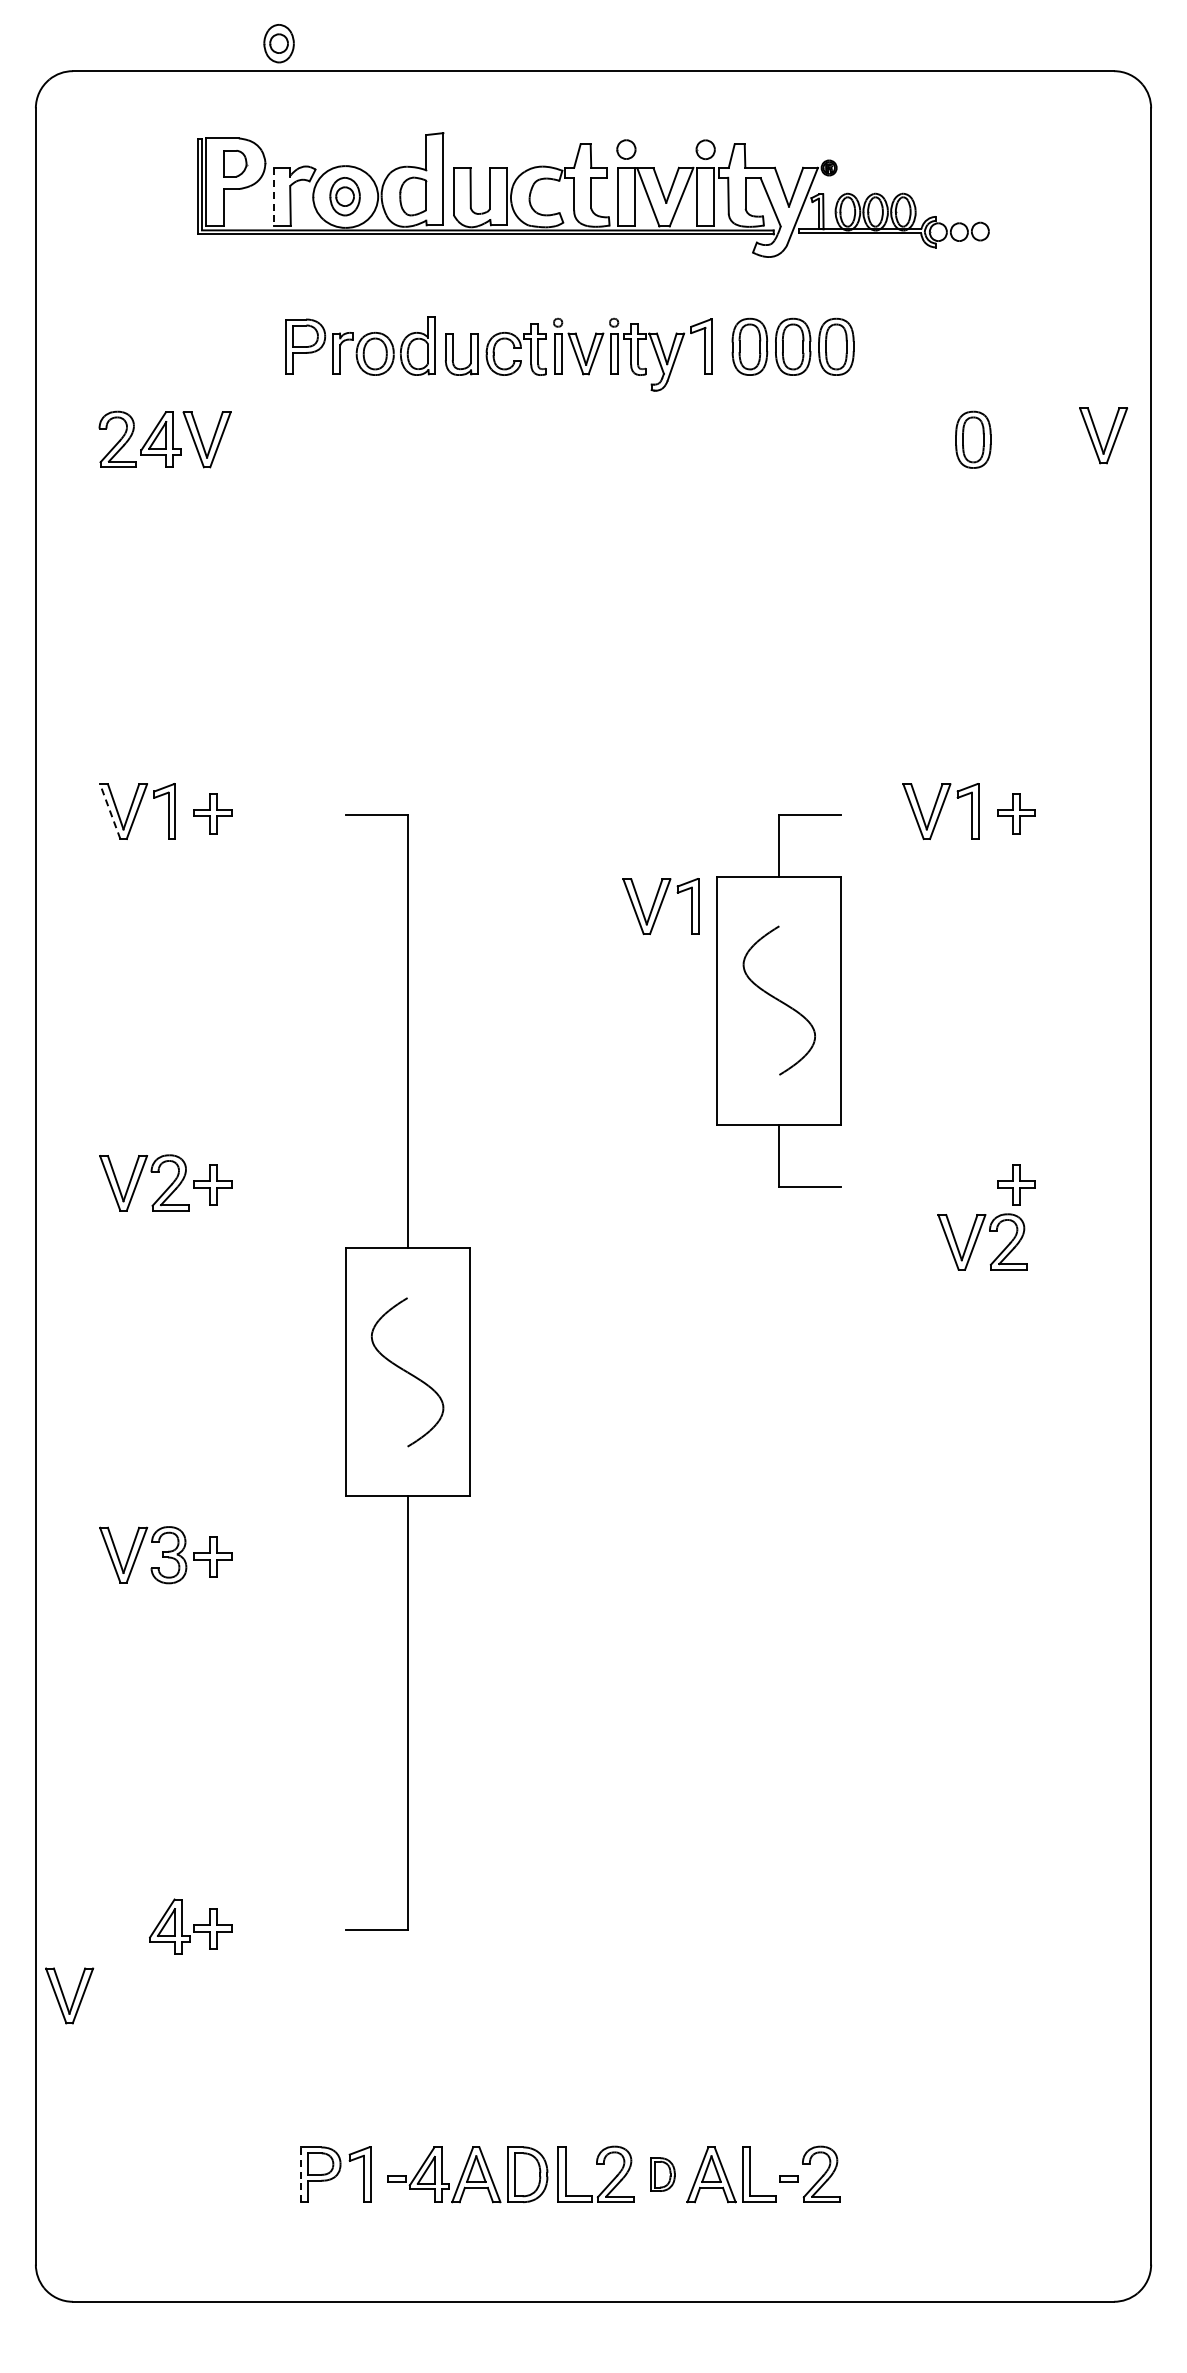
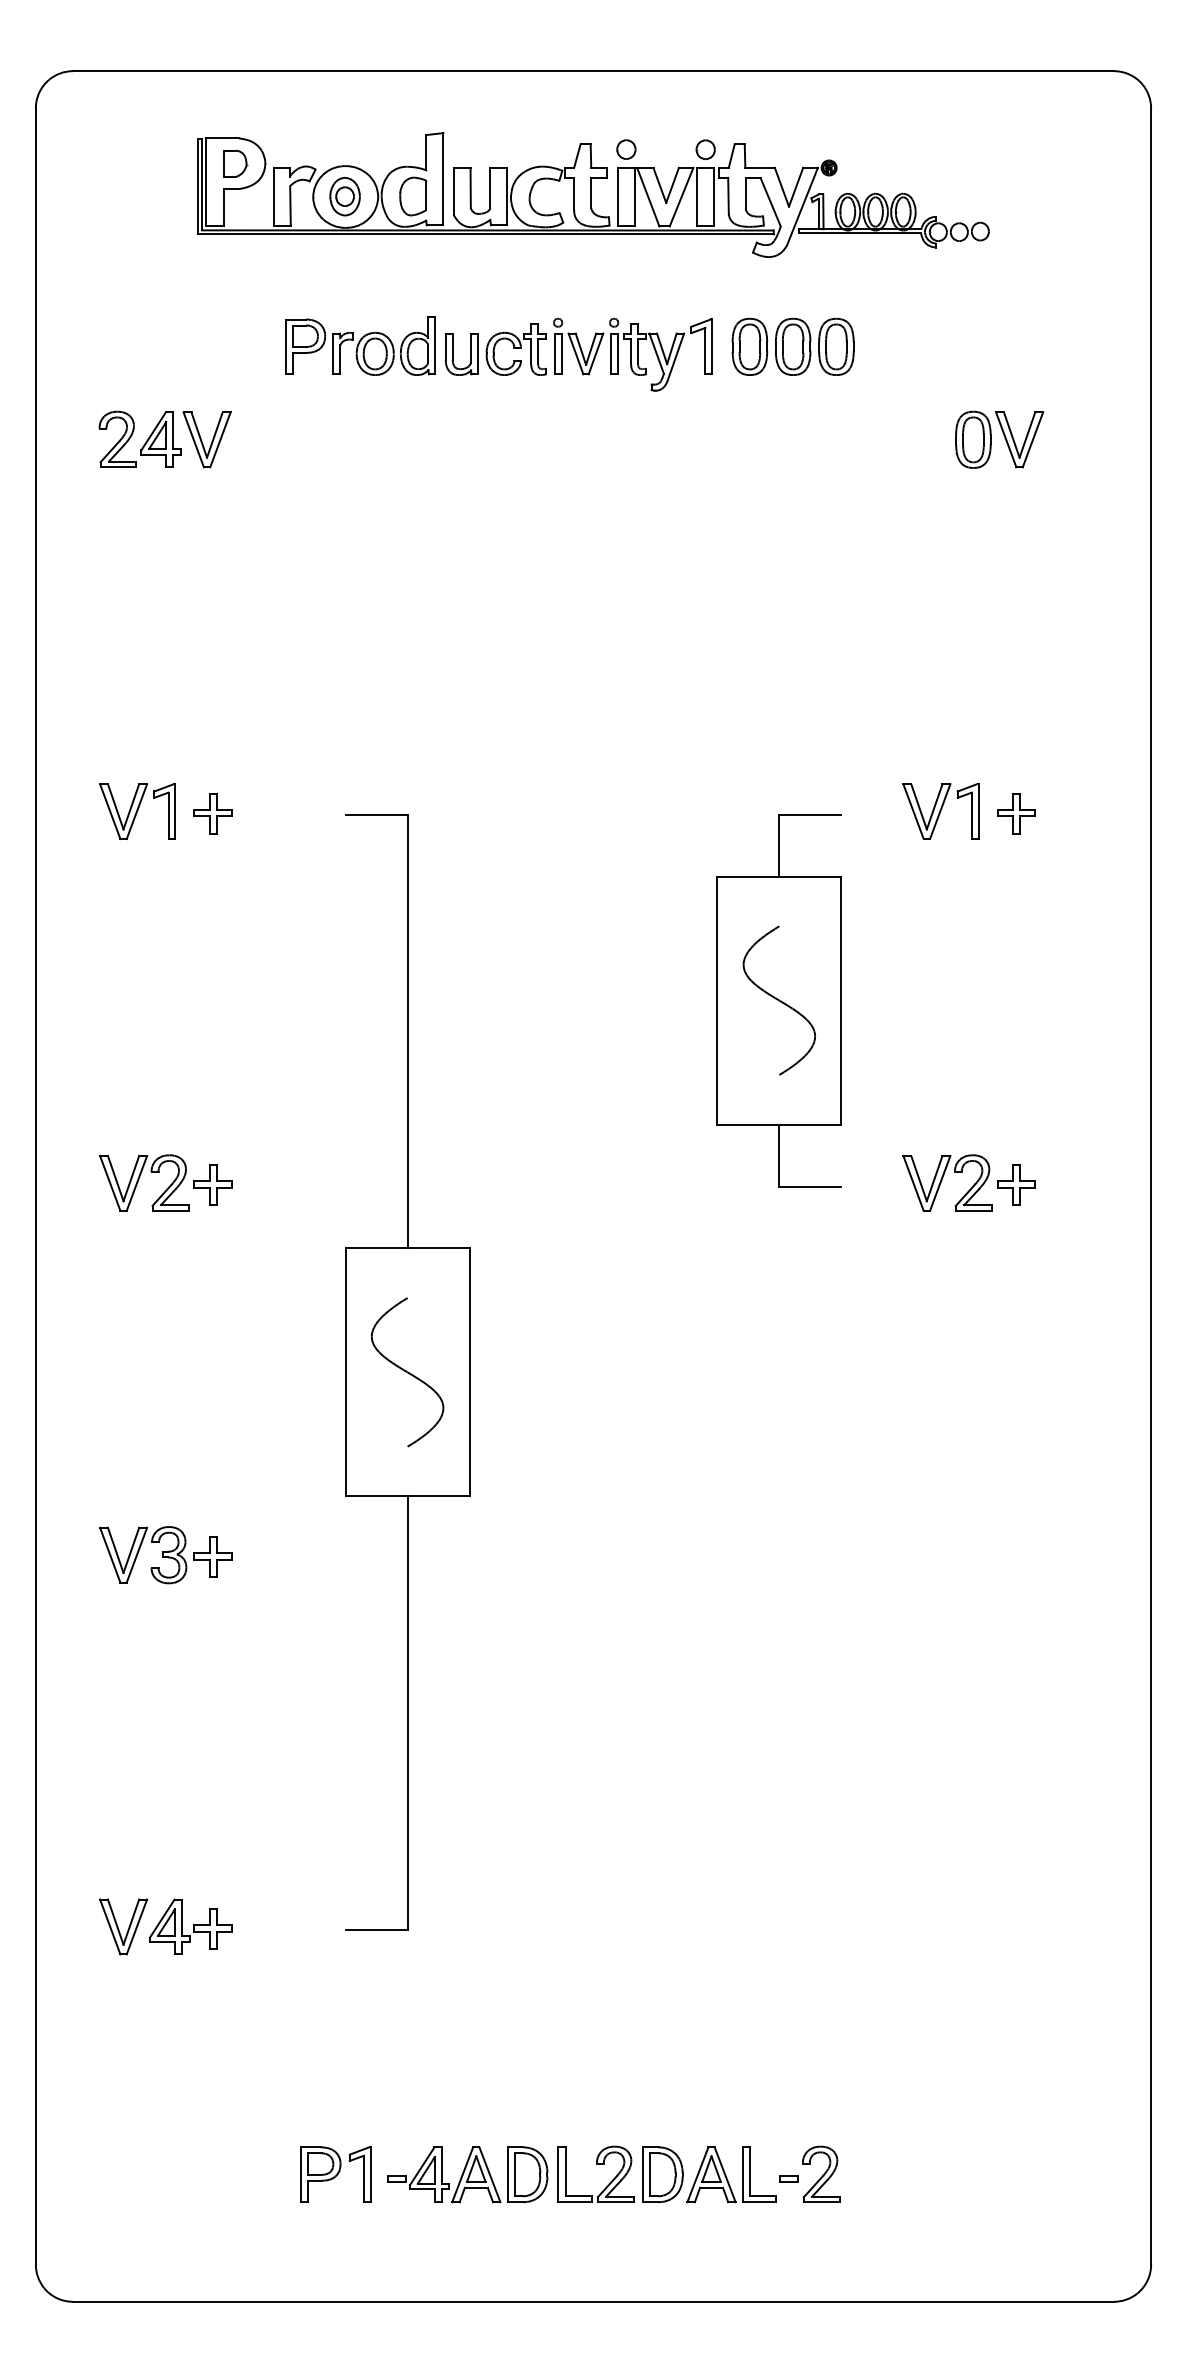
part: present -> none (278, 43)
line: dashed -> solid (273, 196)
part position: (1103, 435) -> (1019, 439) (1019, 439)
line: dashed -> solid (110, 811)
part: present -> none (660, 906)
part position: (982, 1241) -> (947, 1182) (947, 1182)
part position: (69, 1995) -> (123, 1926) (123, 1926)
line: dashed -> solid (301, 2174)
part size: 26x35 px -> 42x57 px (662, 2174)
